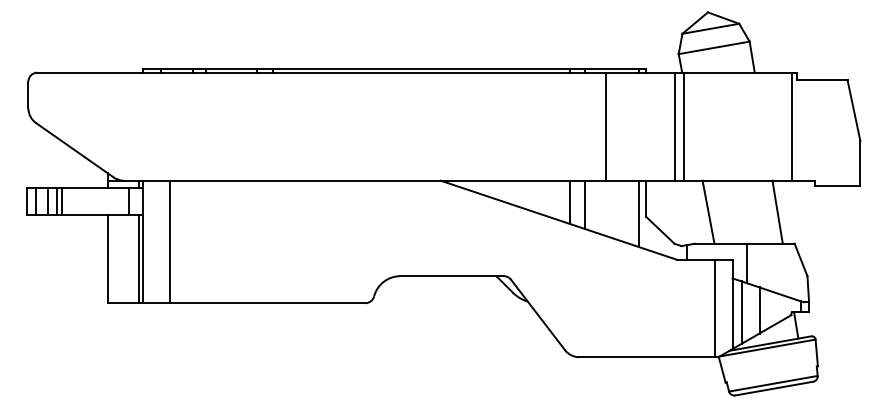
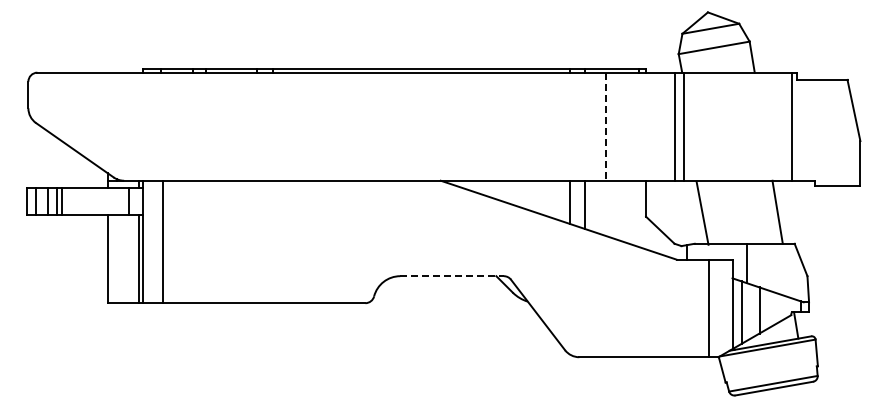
line: solid -> dashed (606, 127)
line position: (708, 211) -> (702, 212) (702, 212)
line: present -> none (639, 213)
line position: (169, 241) -> (162, 241) (162, 241)
line: solid -> dashed (452, 276)
line position: (714, 308) -> (708, 308) (708, 308)
